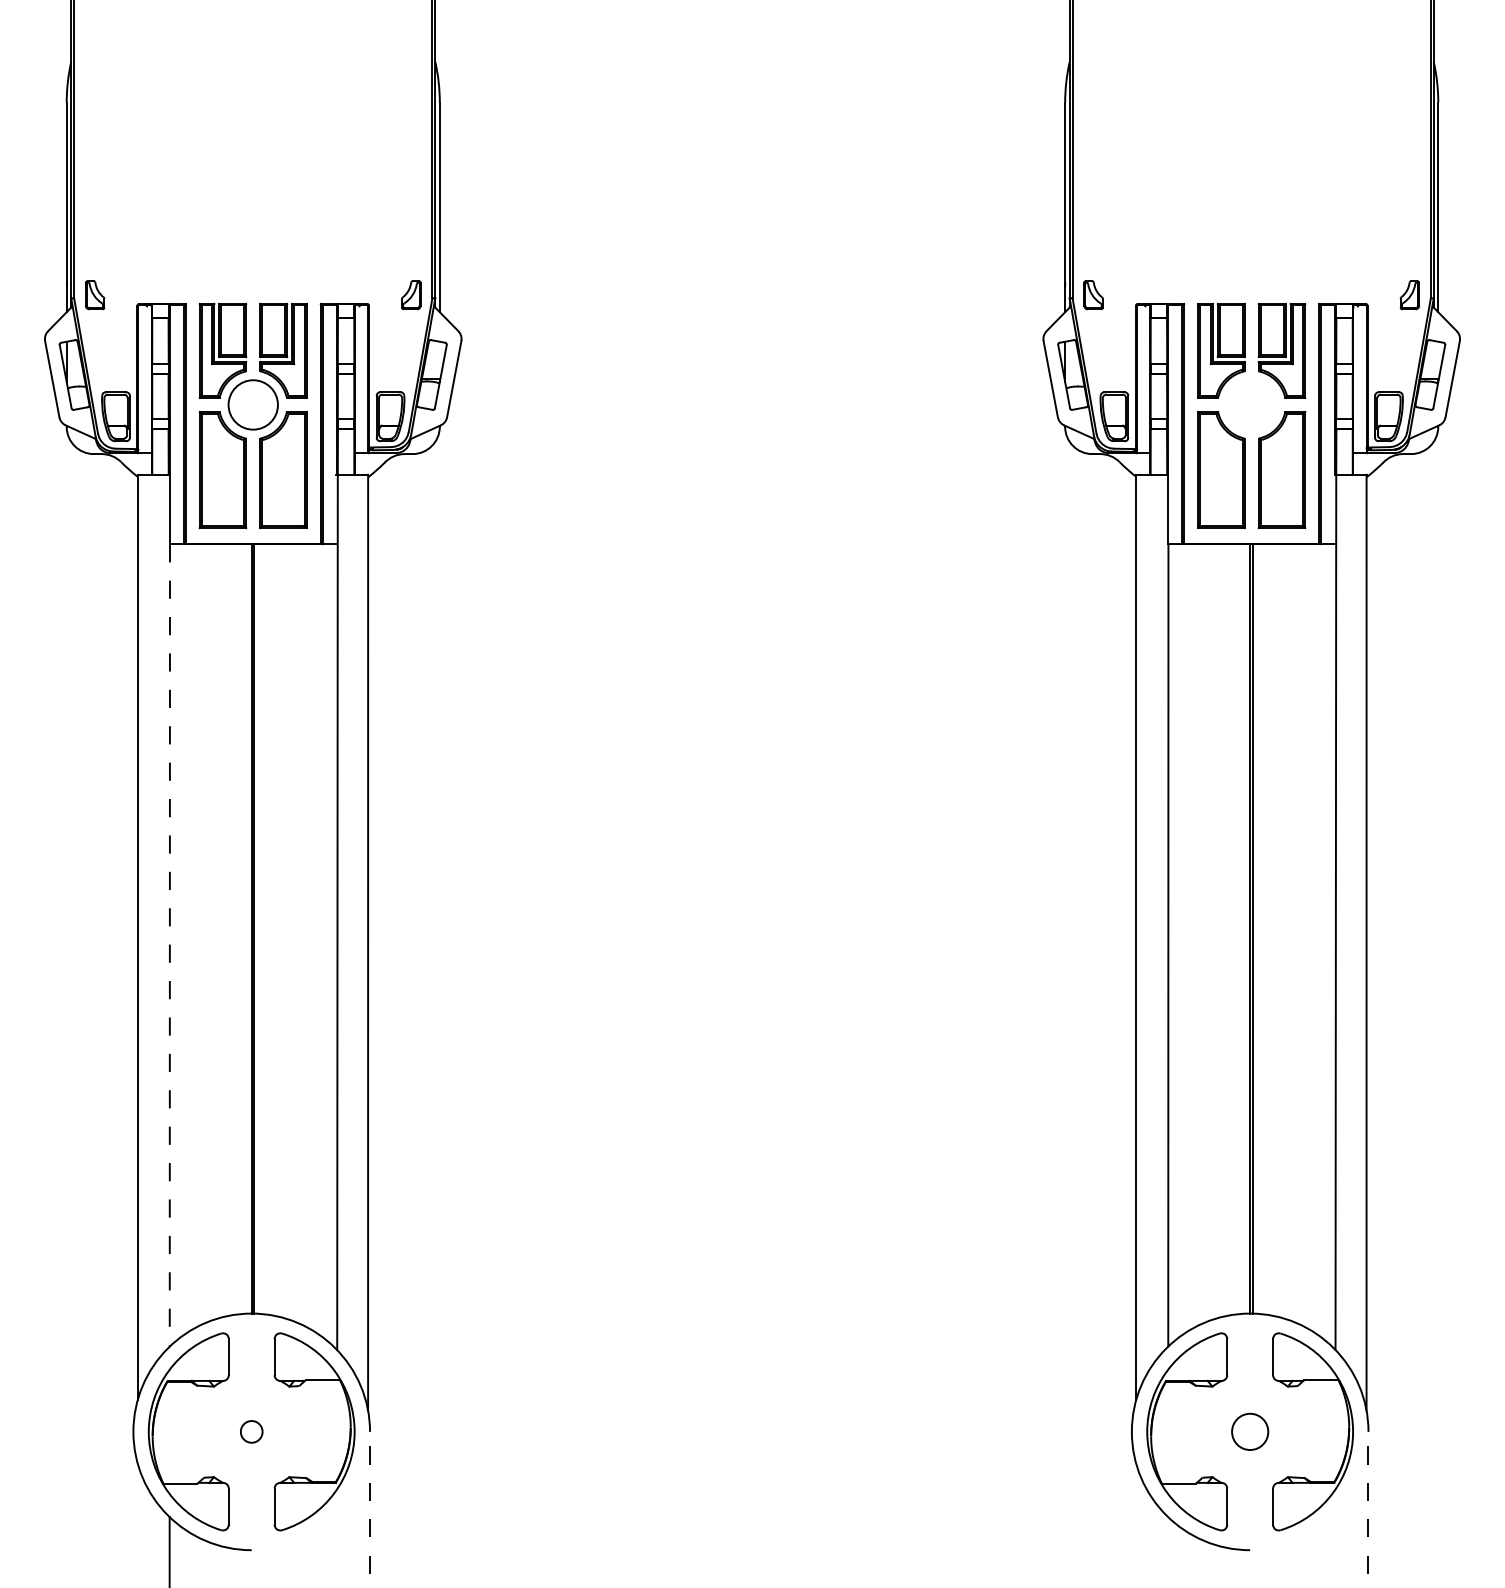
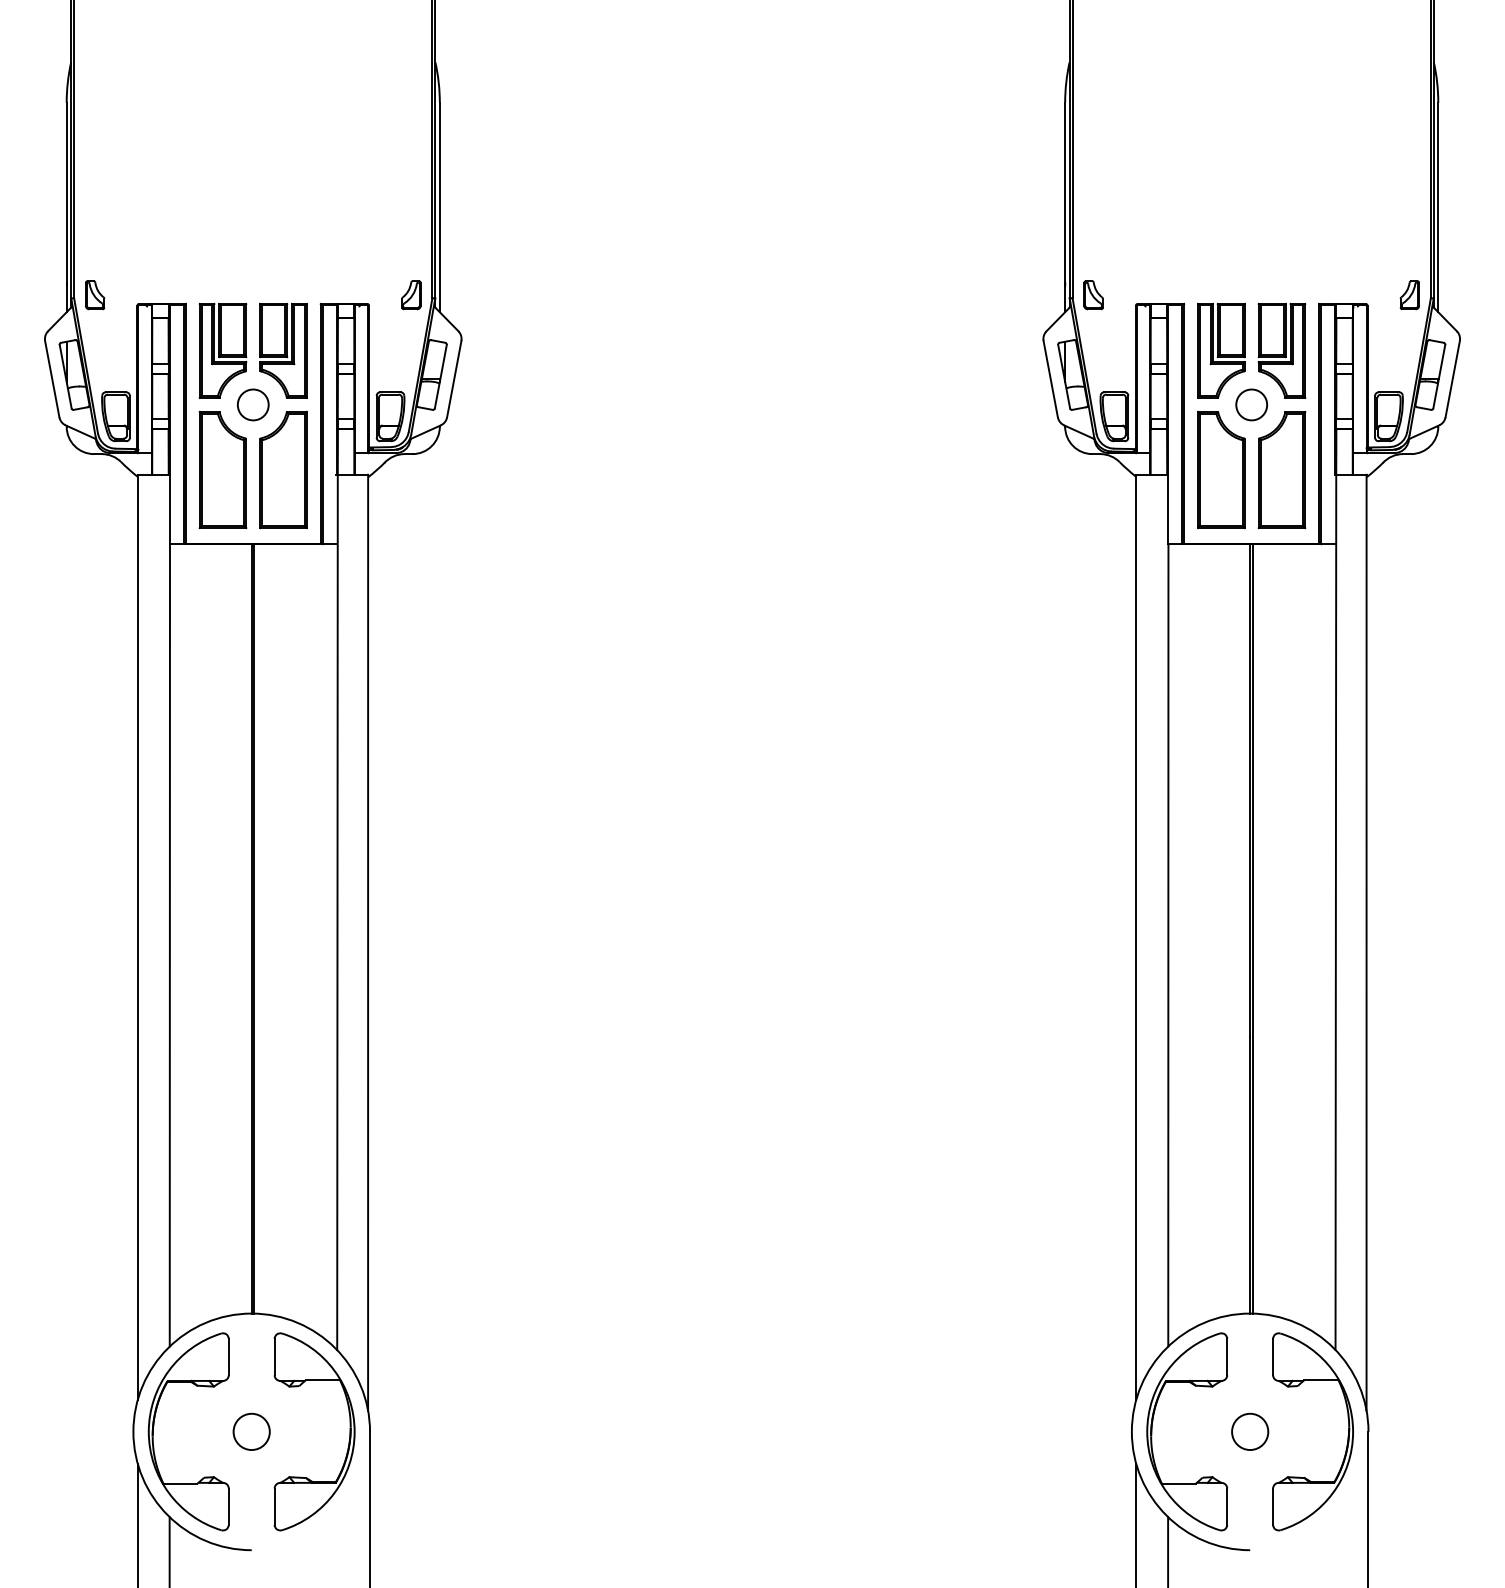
circle diameter: 49 px -> 31 px (252, 404)
circle: none -> present (1251, 404)
line: dashed -> solid (169, 945)
circle diameter: 22 px -> 36 px (251, 1431)
line: dashed -> solid (370, 1509)
line: dashed -> solid (1368, 1509)
line: none -> present (137, 1524)
line: none -> present (1136, 1524)
line: none -> present (1168, 1550)
